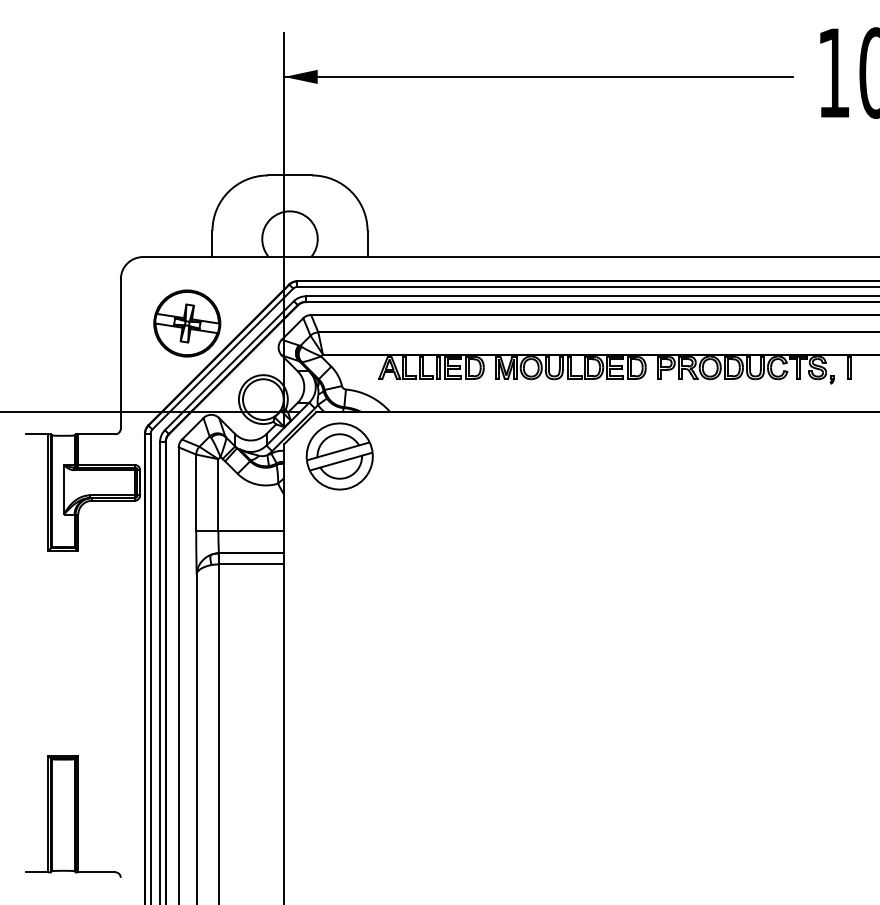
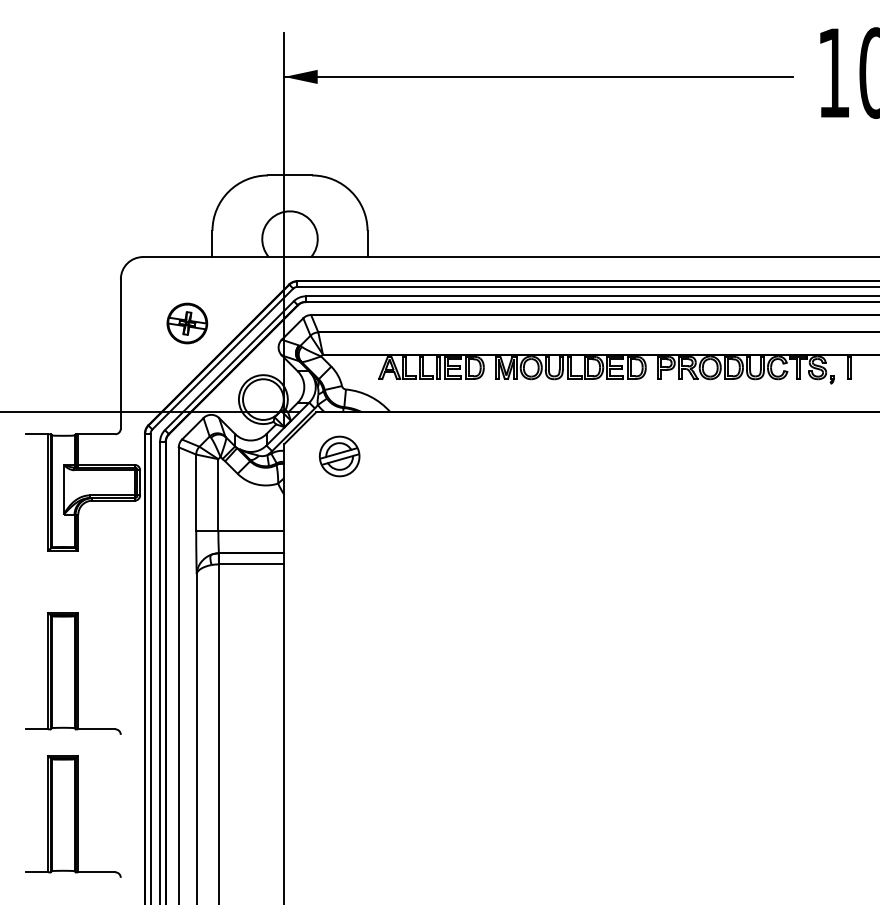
part size: 69x69 px -> 43x43 px (187, 323)
part size: 69x69 px -> 43x43 px (339, 456)
part: none -> present (73, 673)
